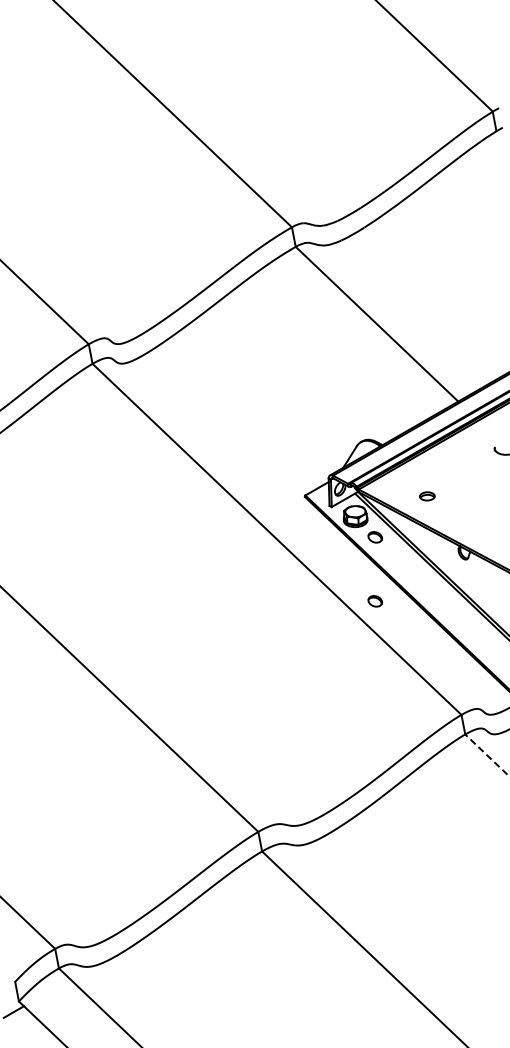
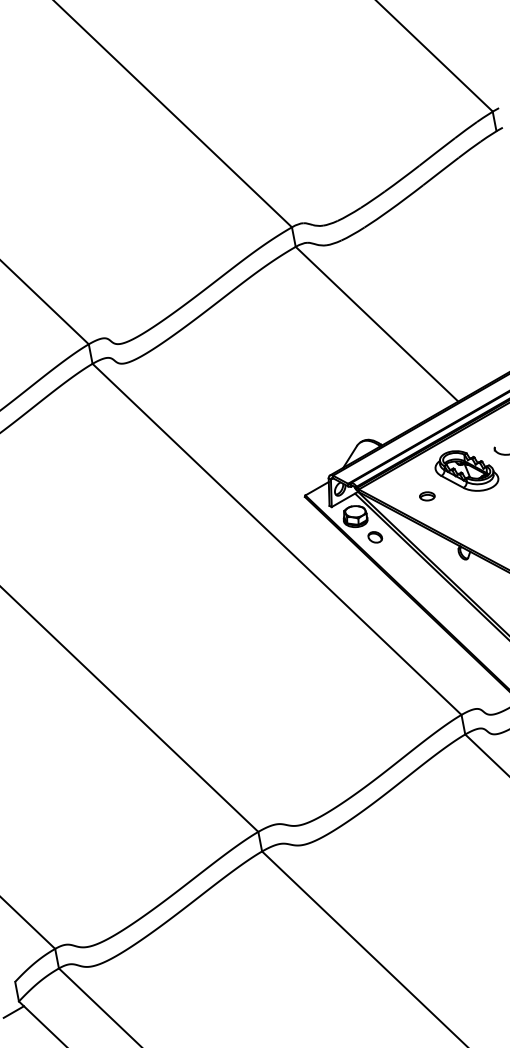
part: none -> present (466, 470)
part: present -> none (375, 601)
line: dashed -> solid (486, 755)
